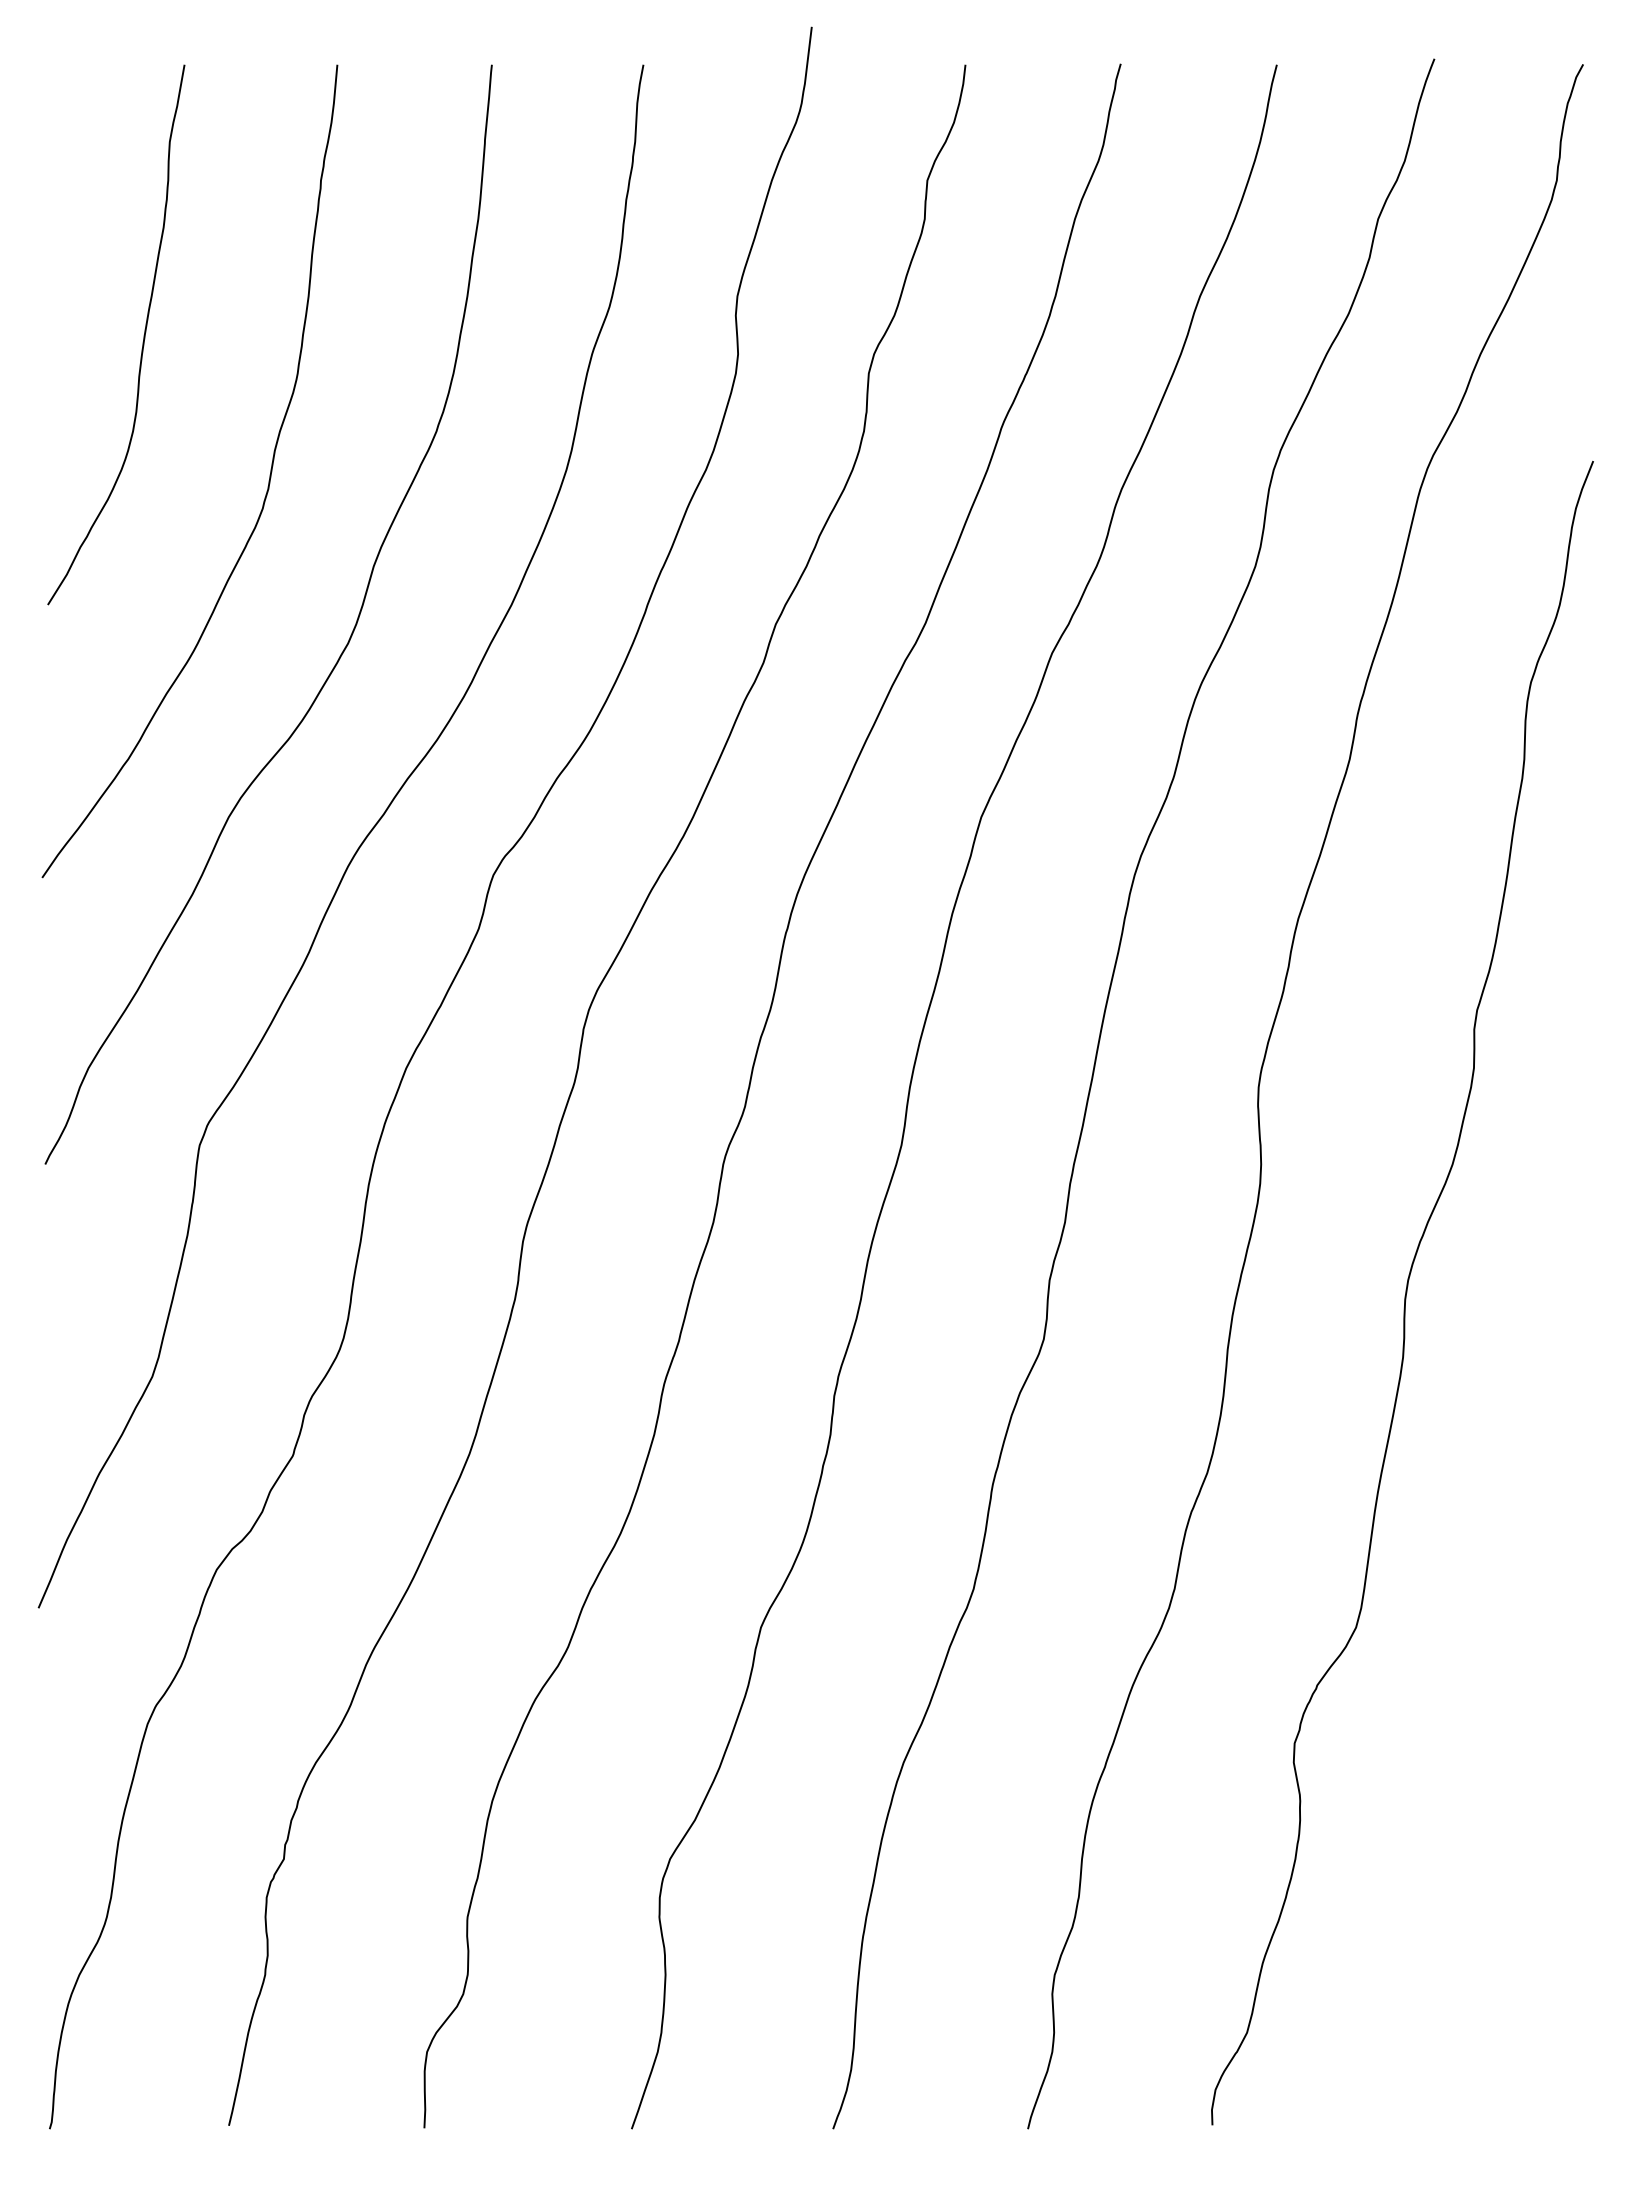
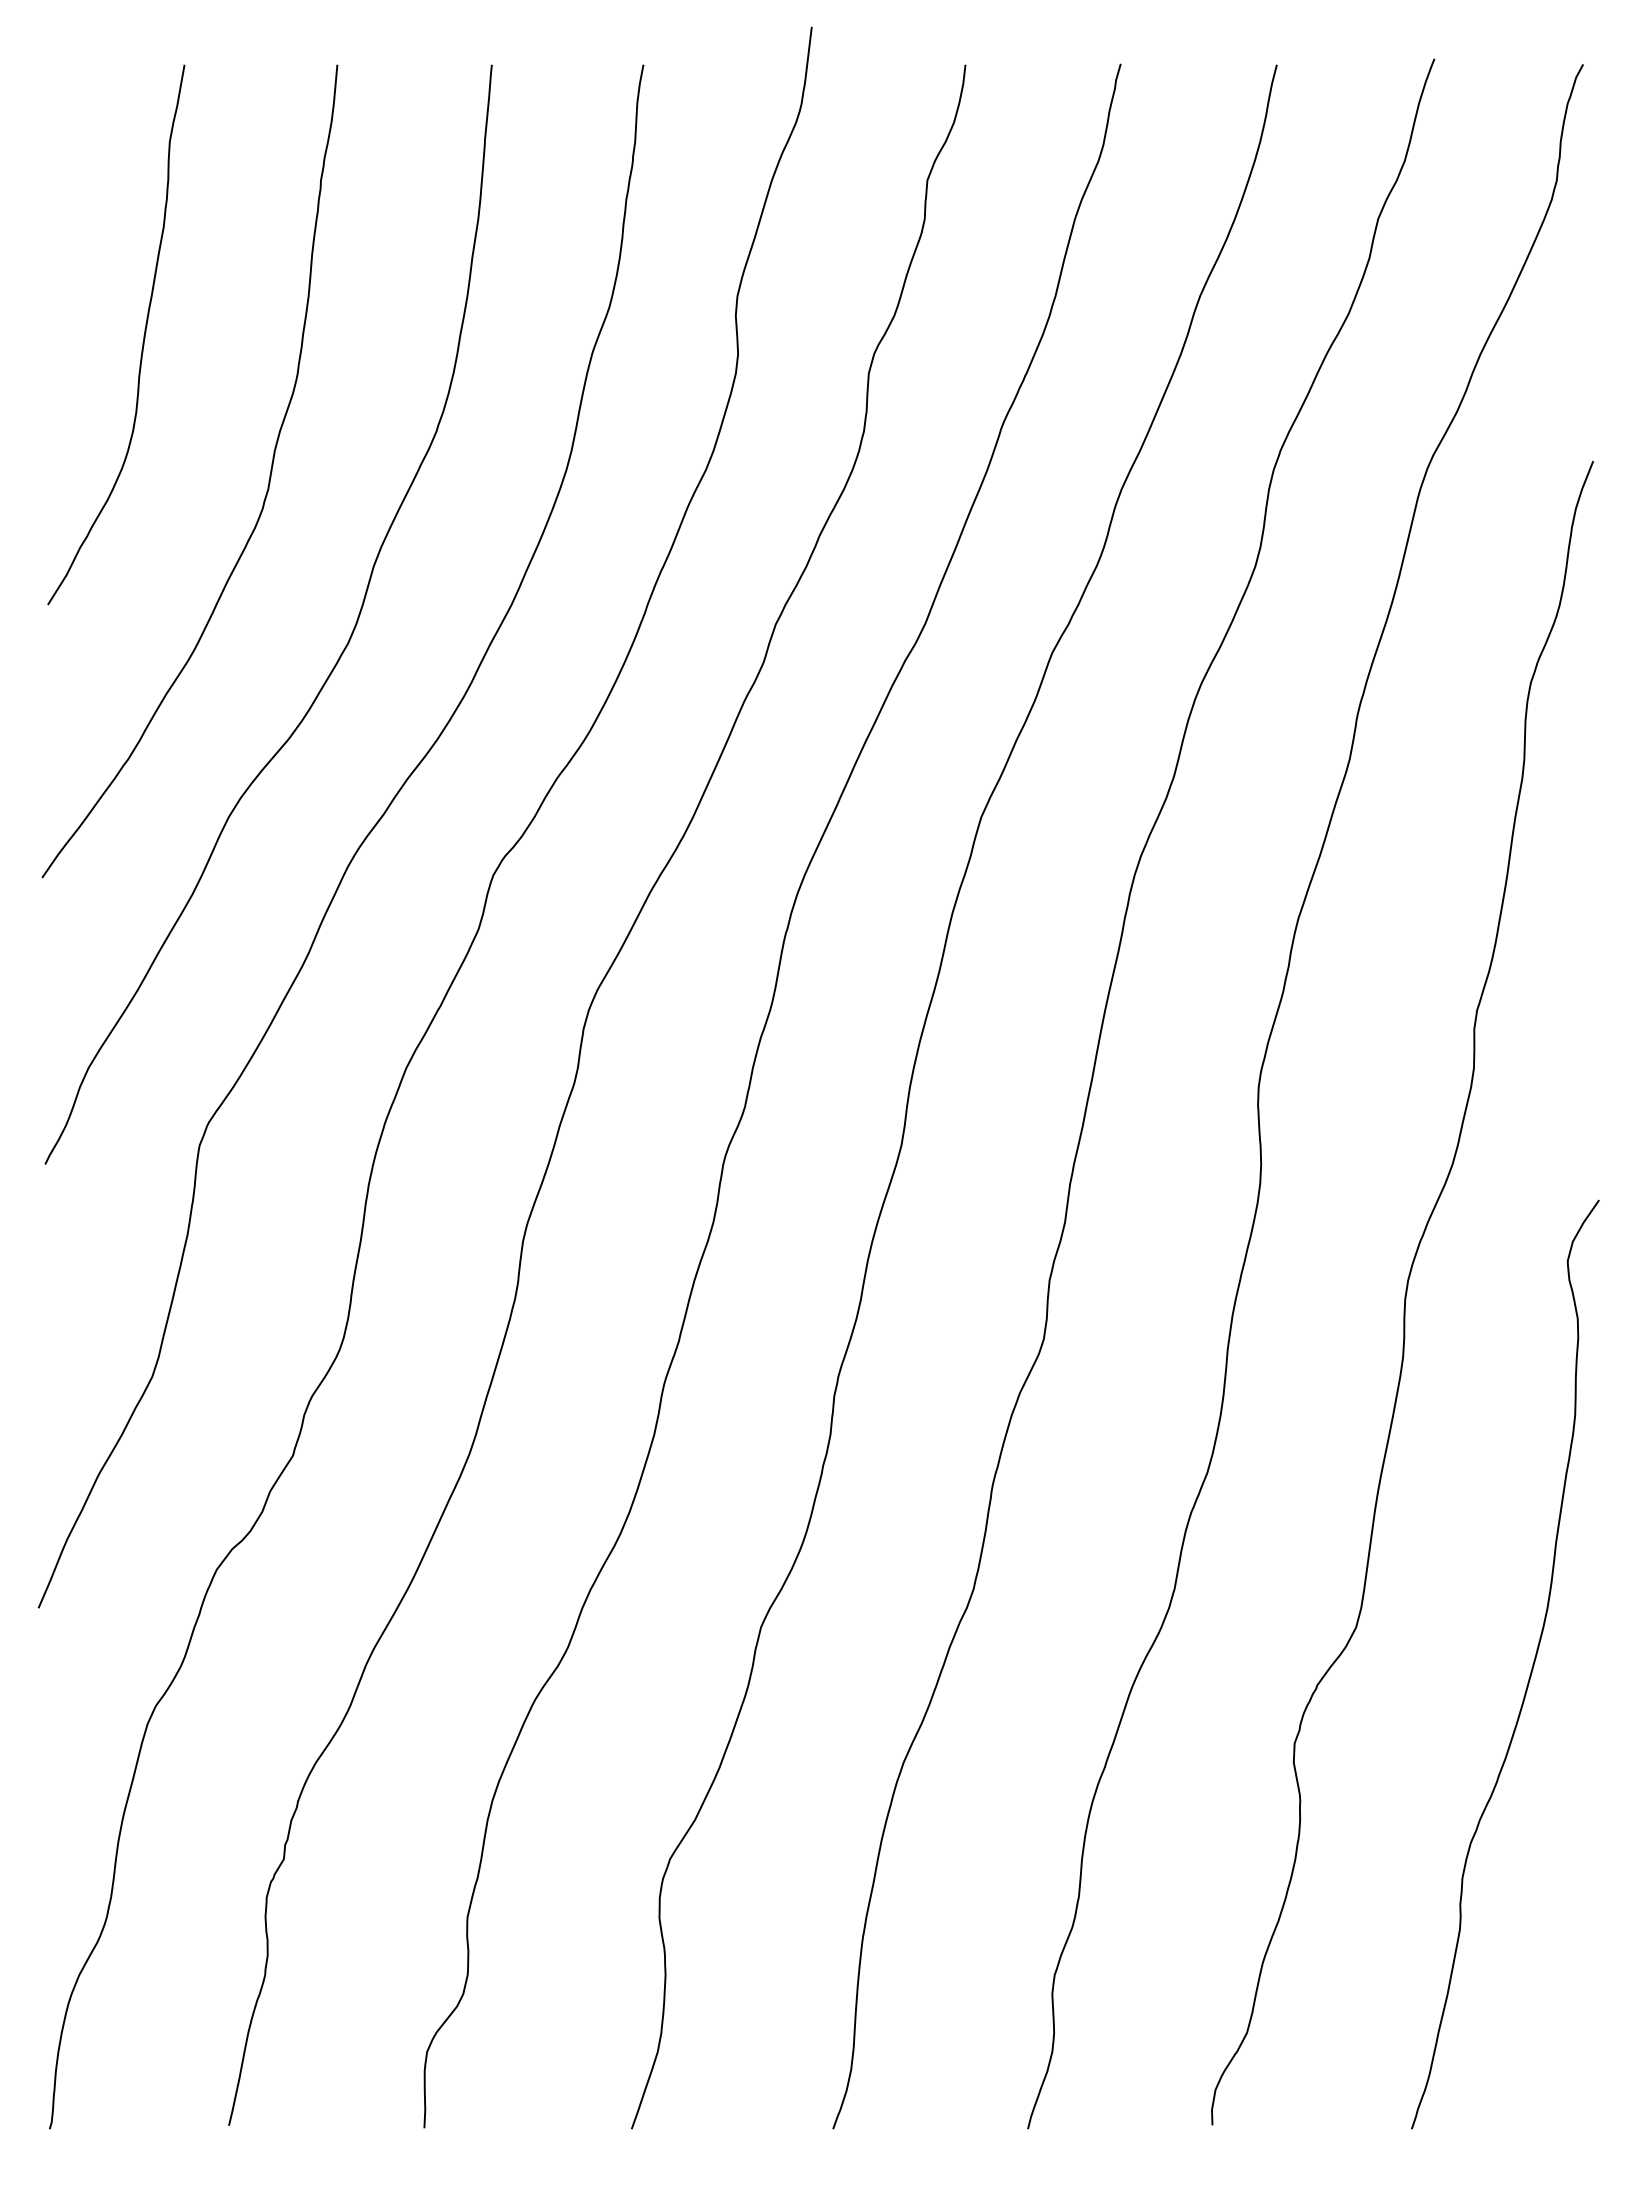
curve: none -> present (1530, 1671)
